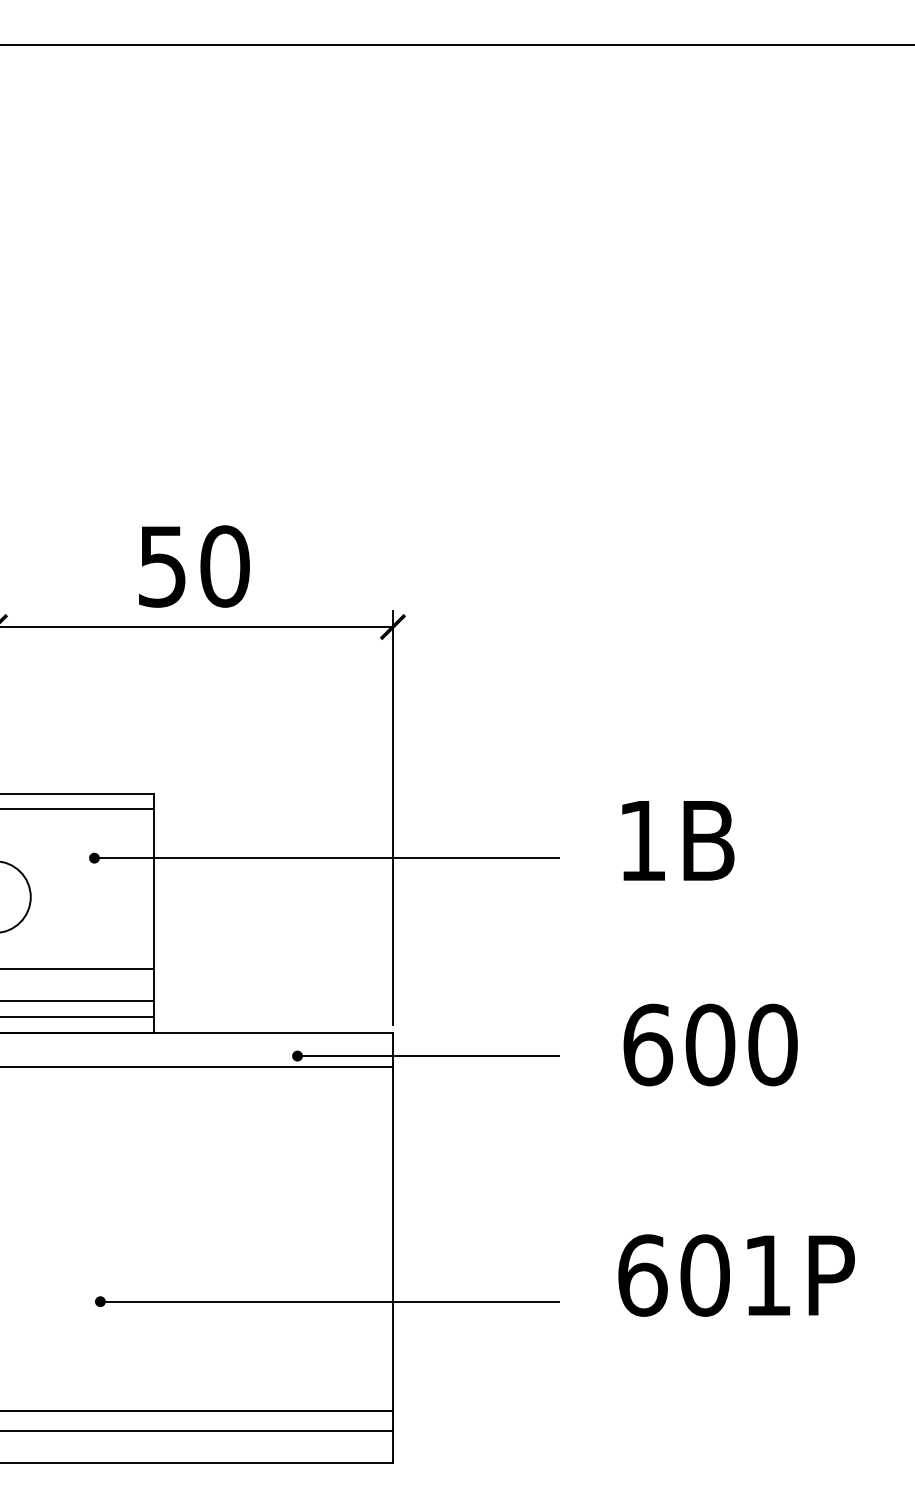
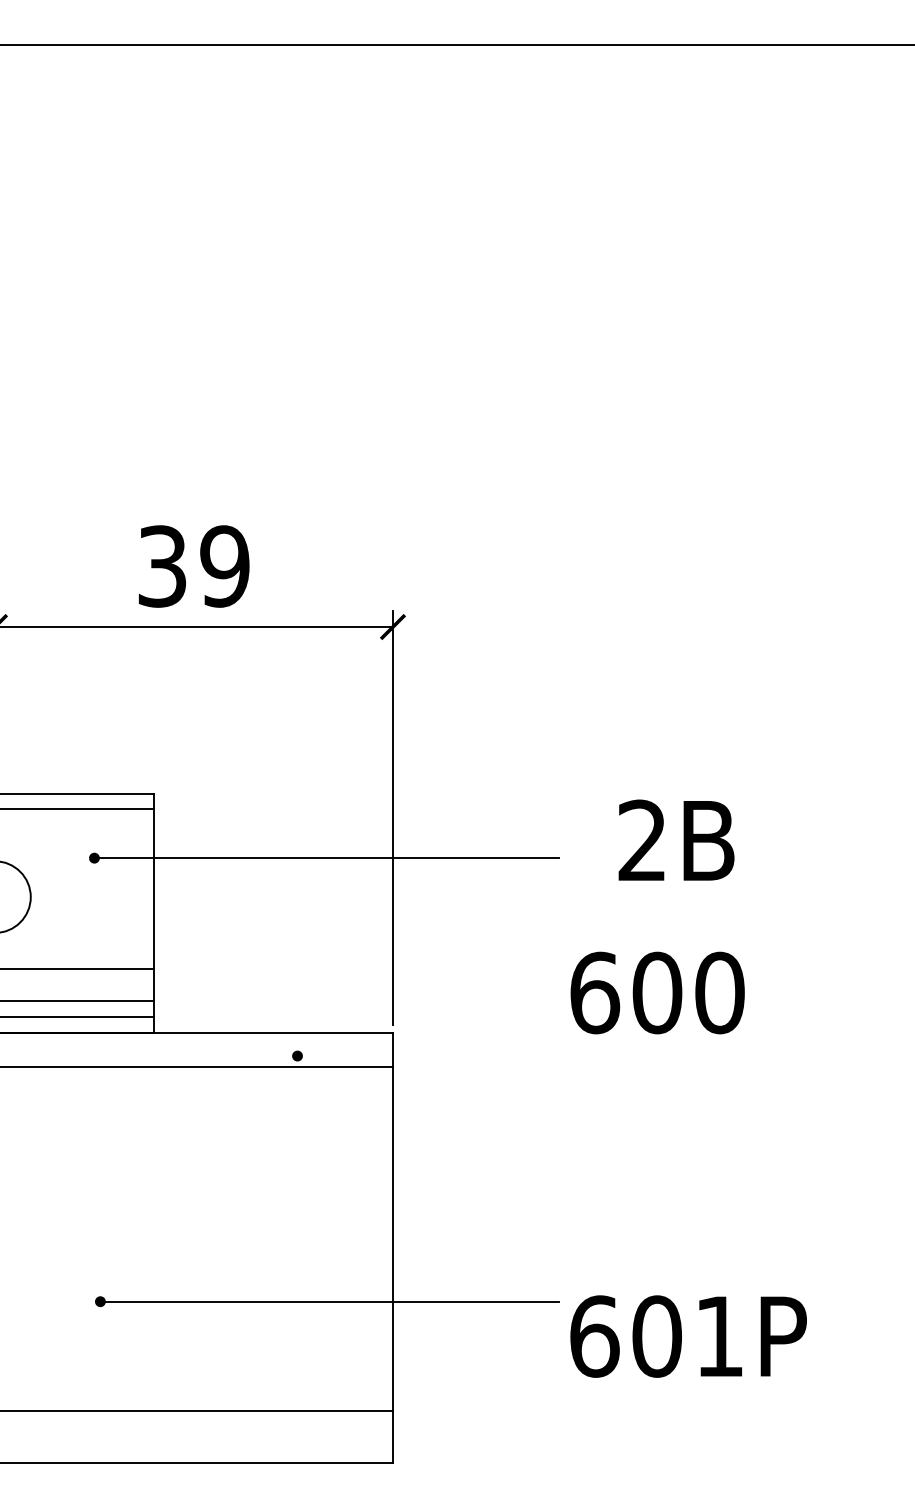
text: 50 -> 39 (193, 566)
text: 1B -> 2B (641, 839)
text position: (710, 1044) -> (657, 992) (657, 992)
line: present -> none (428, 1056)
text position: (736, 1275) -> (688, 1336) (688, 1336)
line: present -> none (197, 1430)
